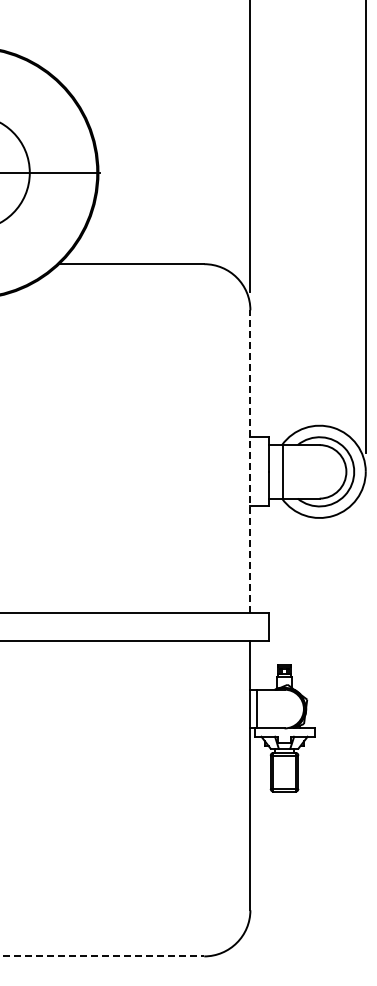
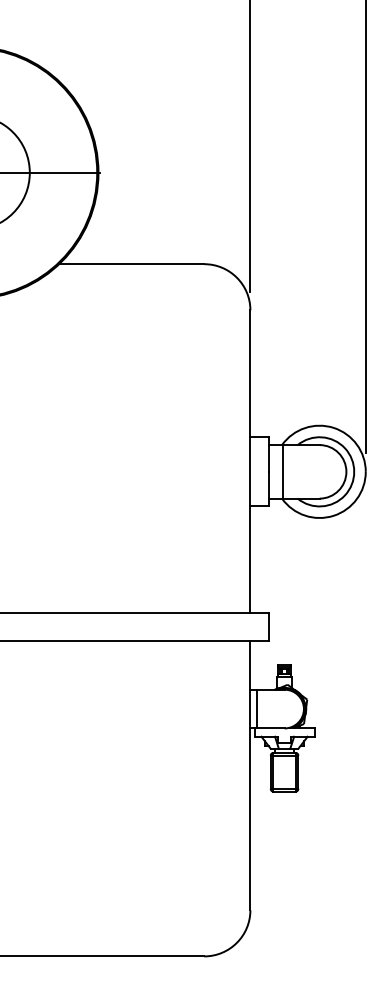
line: dashed -> solid (250, 461)
line: dashed -> solid (102, 956)
